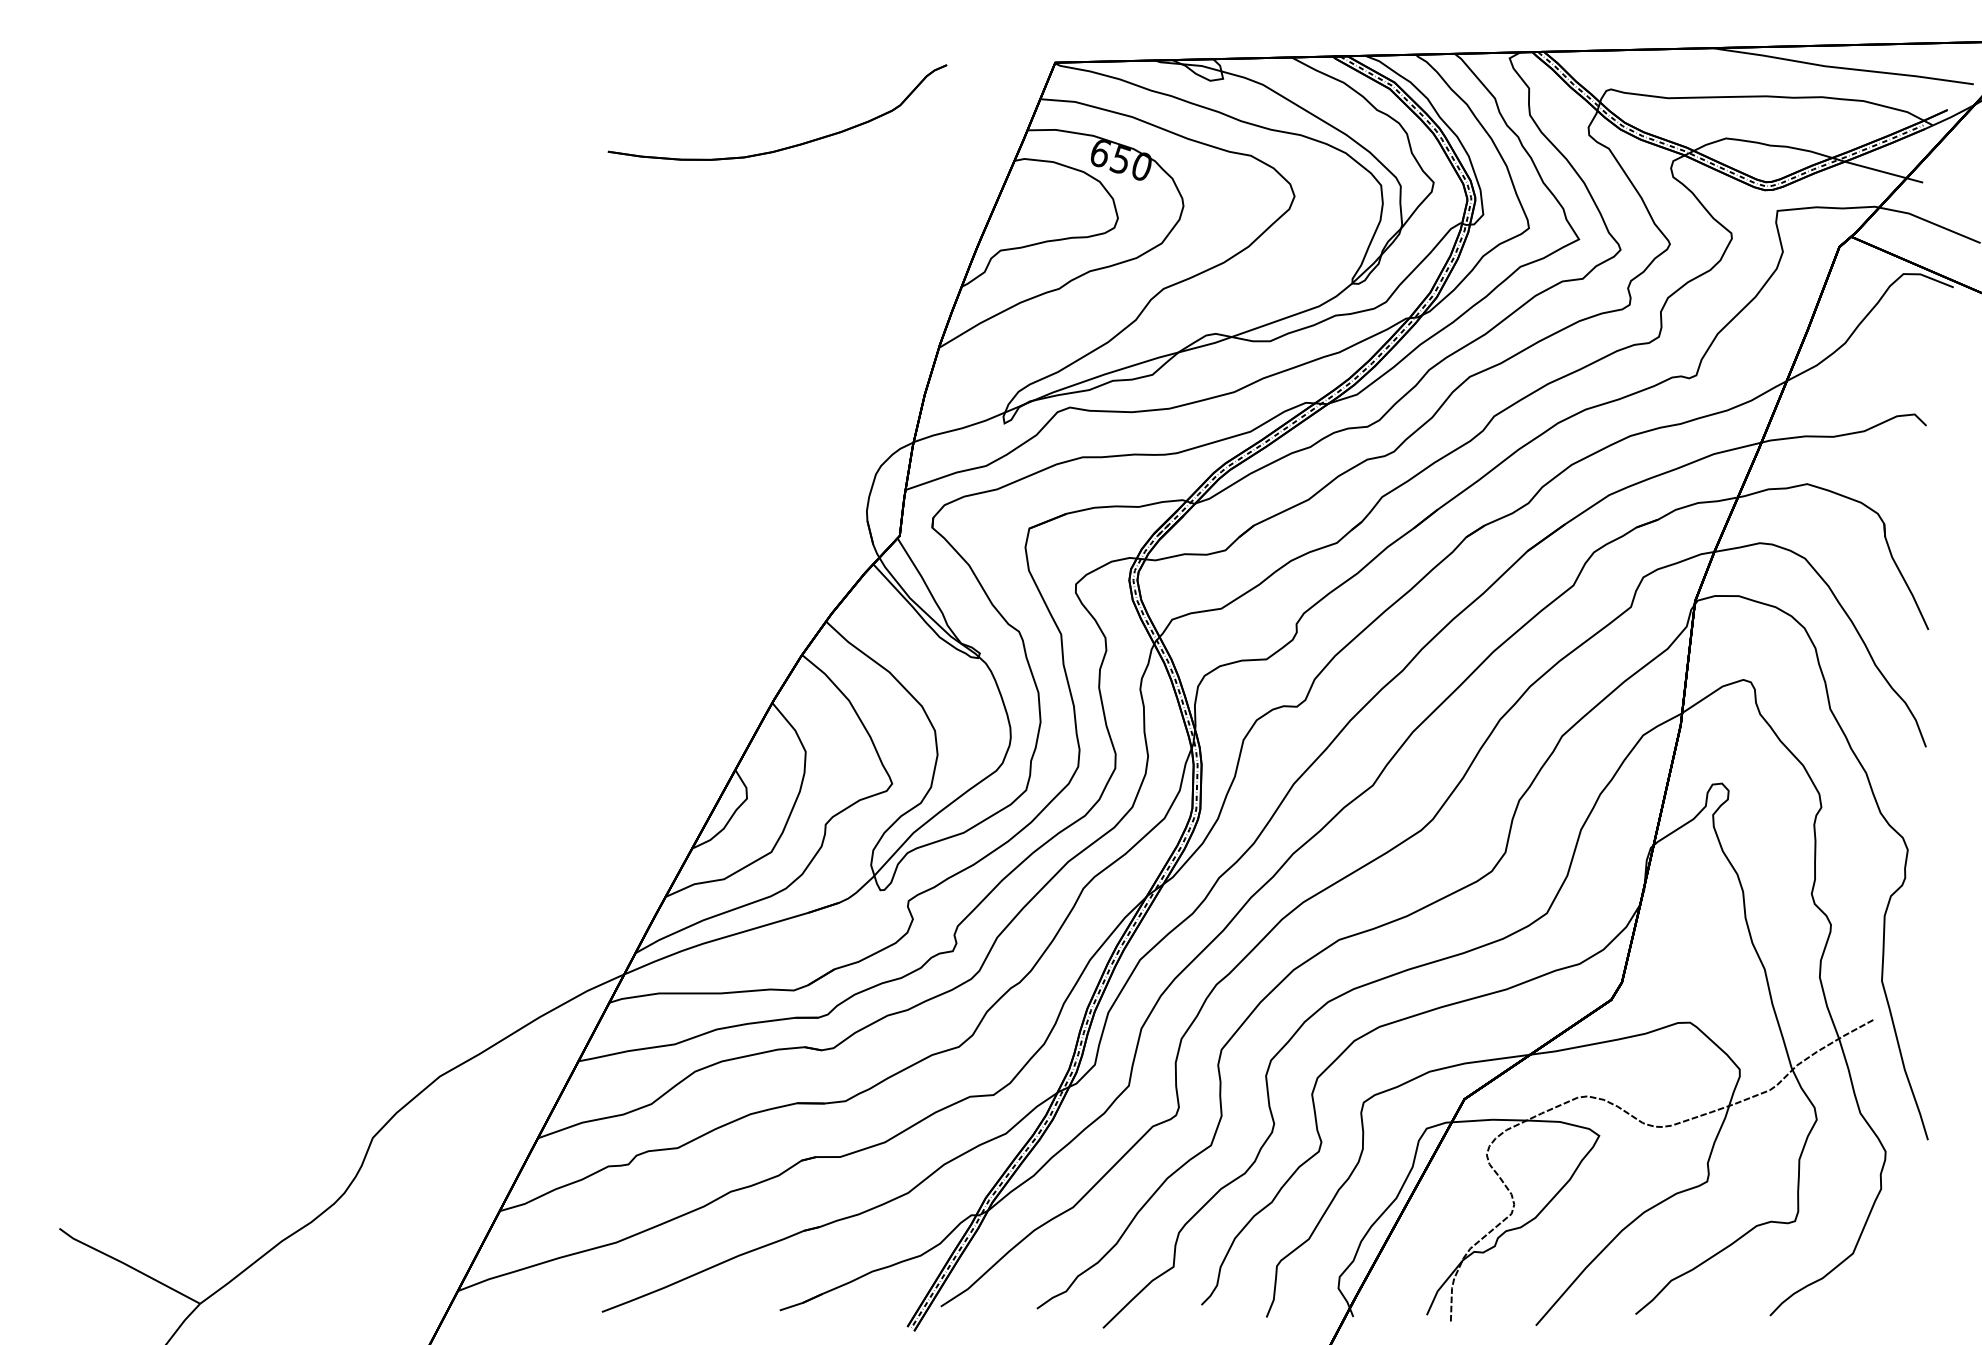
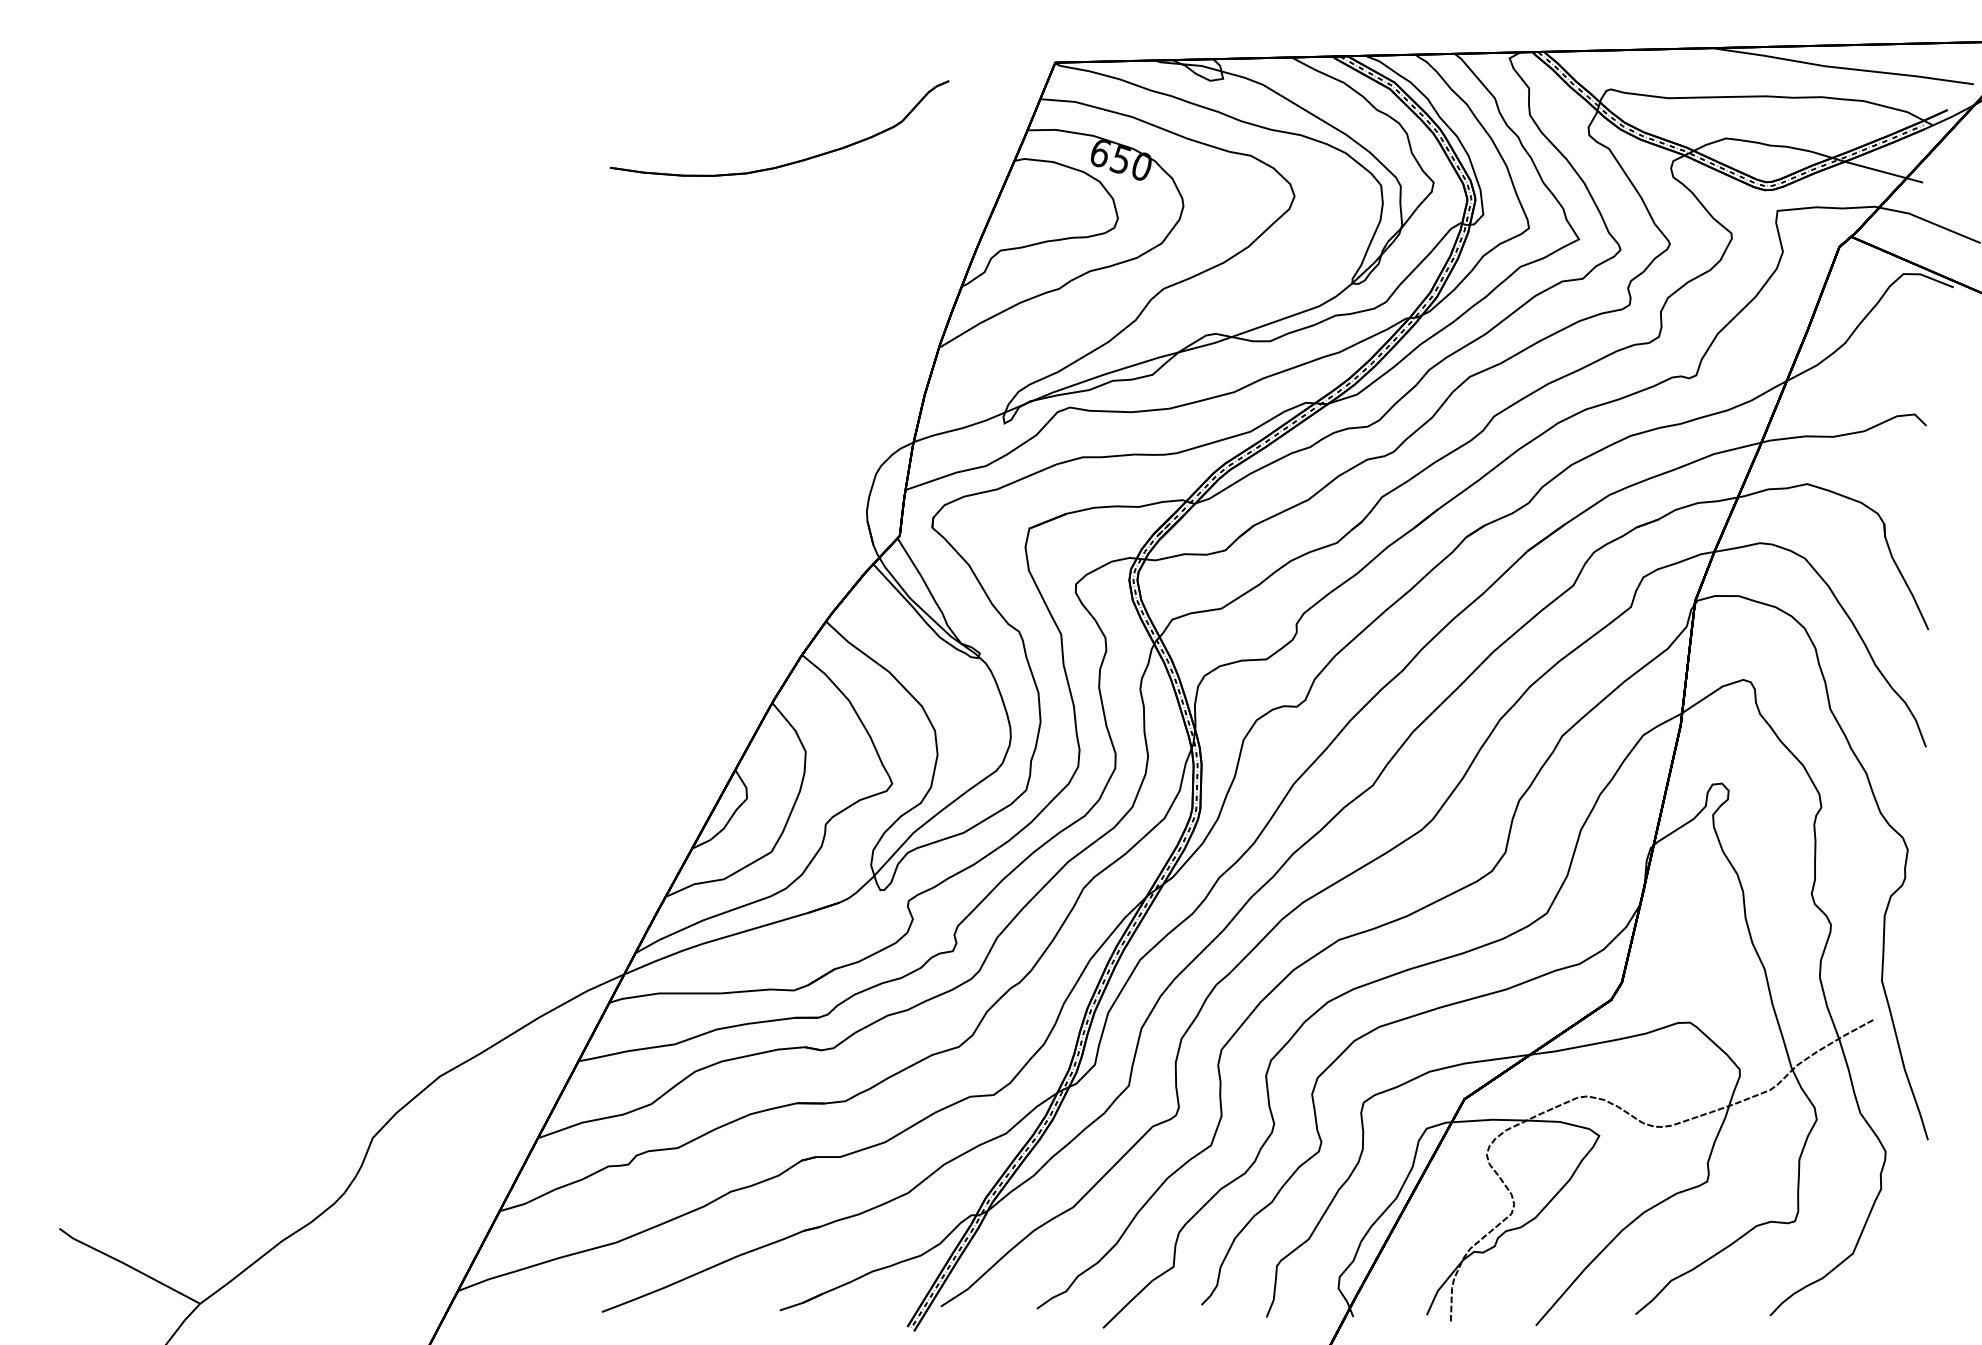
part position: (784, 147) -> (786, 163) (786, 163)
